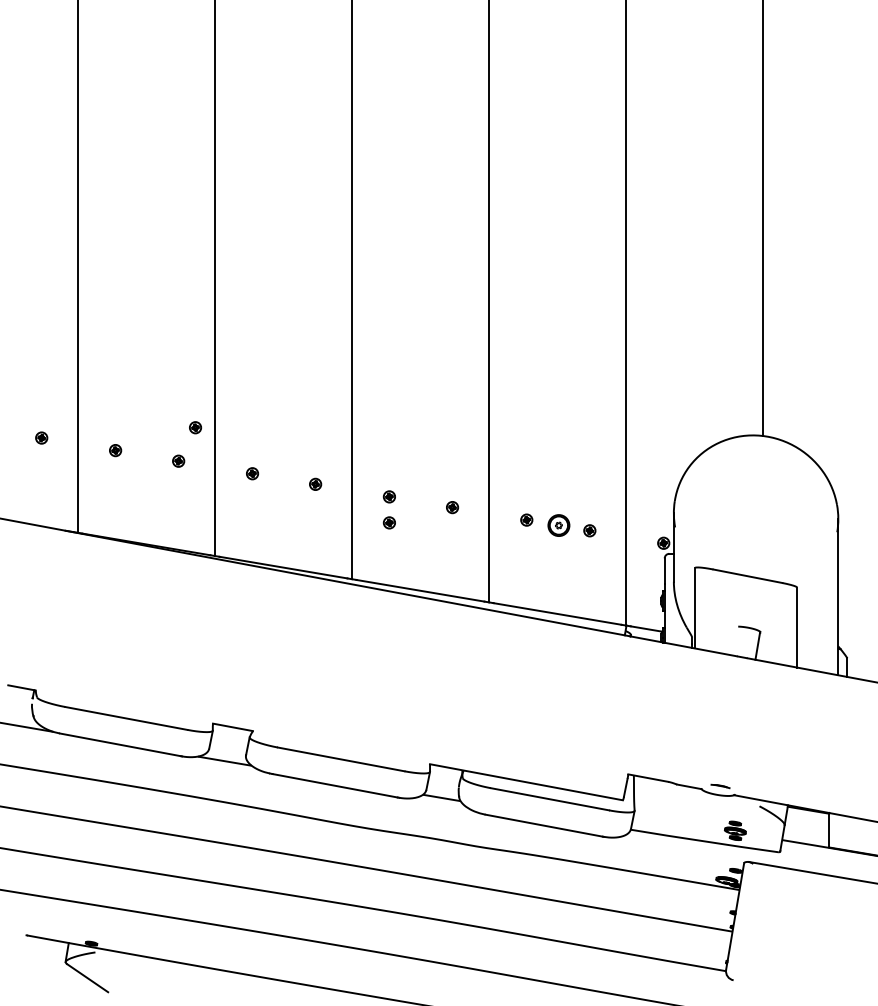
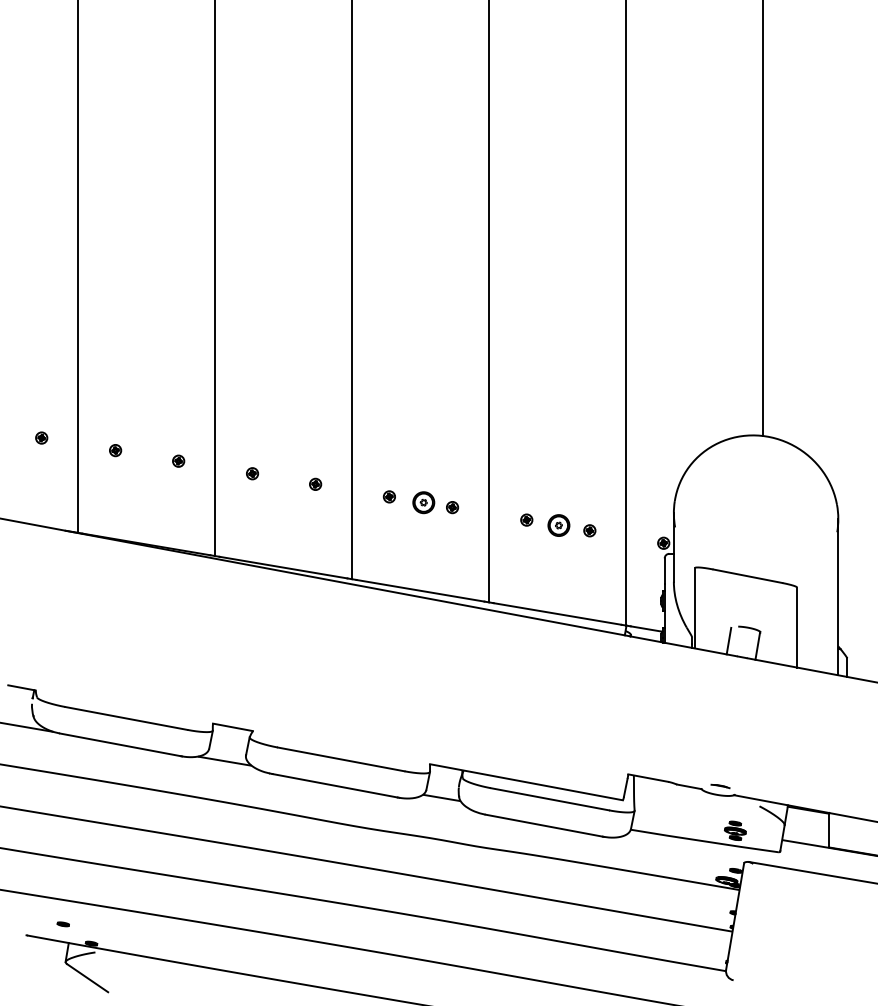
part: present -> none (195, 427)
part: none -> present (423, 502)
part: present -> none (388, 522)
line: none -> present (728, 640)
part: none -> present (62, 924)
